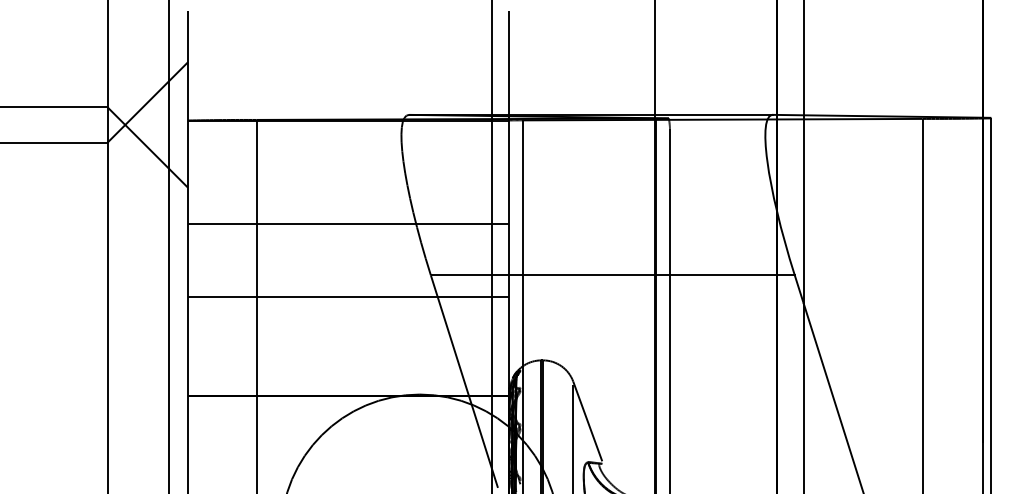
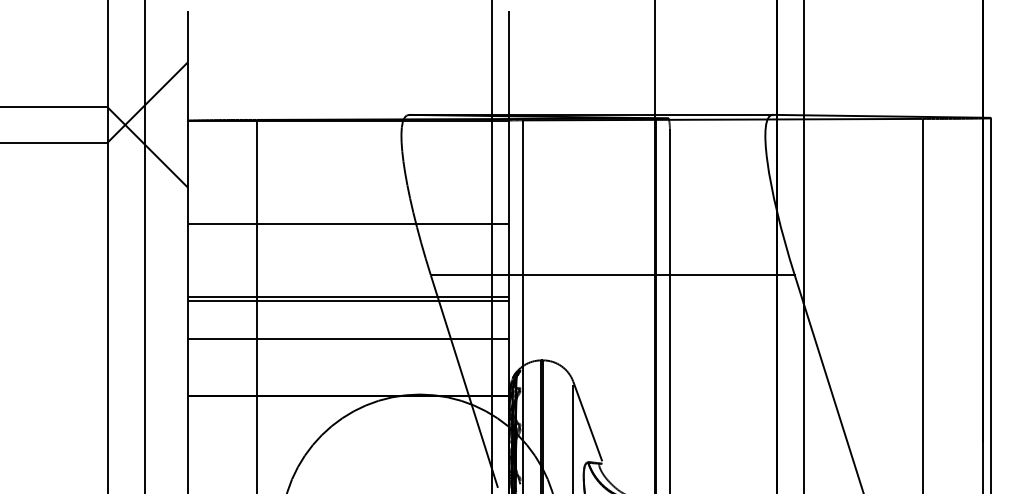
line position: (168, 246) -> (144, 246) (144, 246)
line: none -> present (348, 301)
line: none -> present (348, 339)
